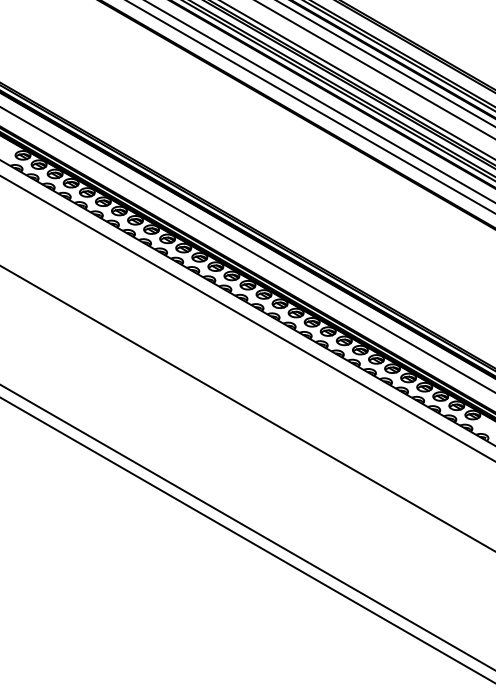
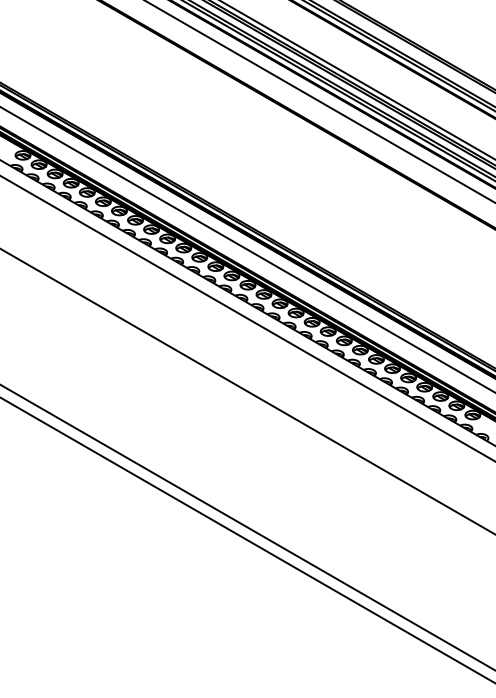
line: present -> none (385, 63)
line: present -> none (374, 69)
line: present -> none (310, 107)
line position: (247, 407) -> (247, 390) (247, 390)
